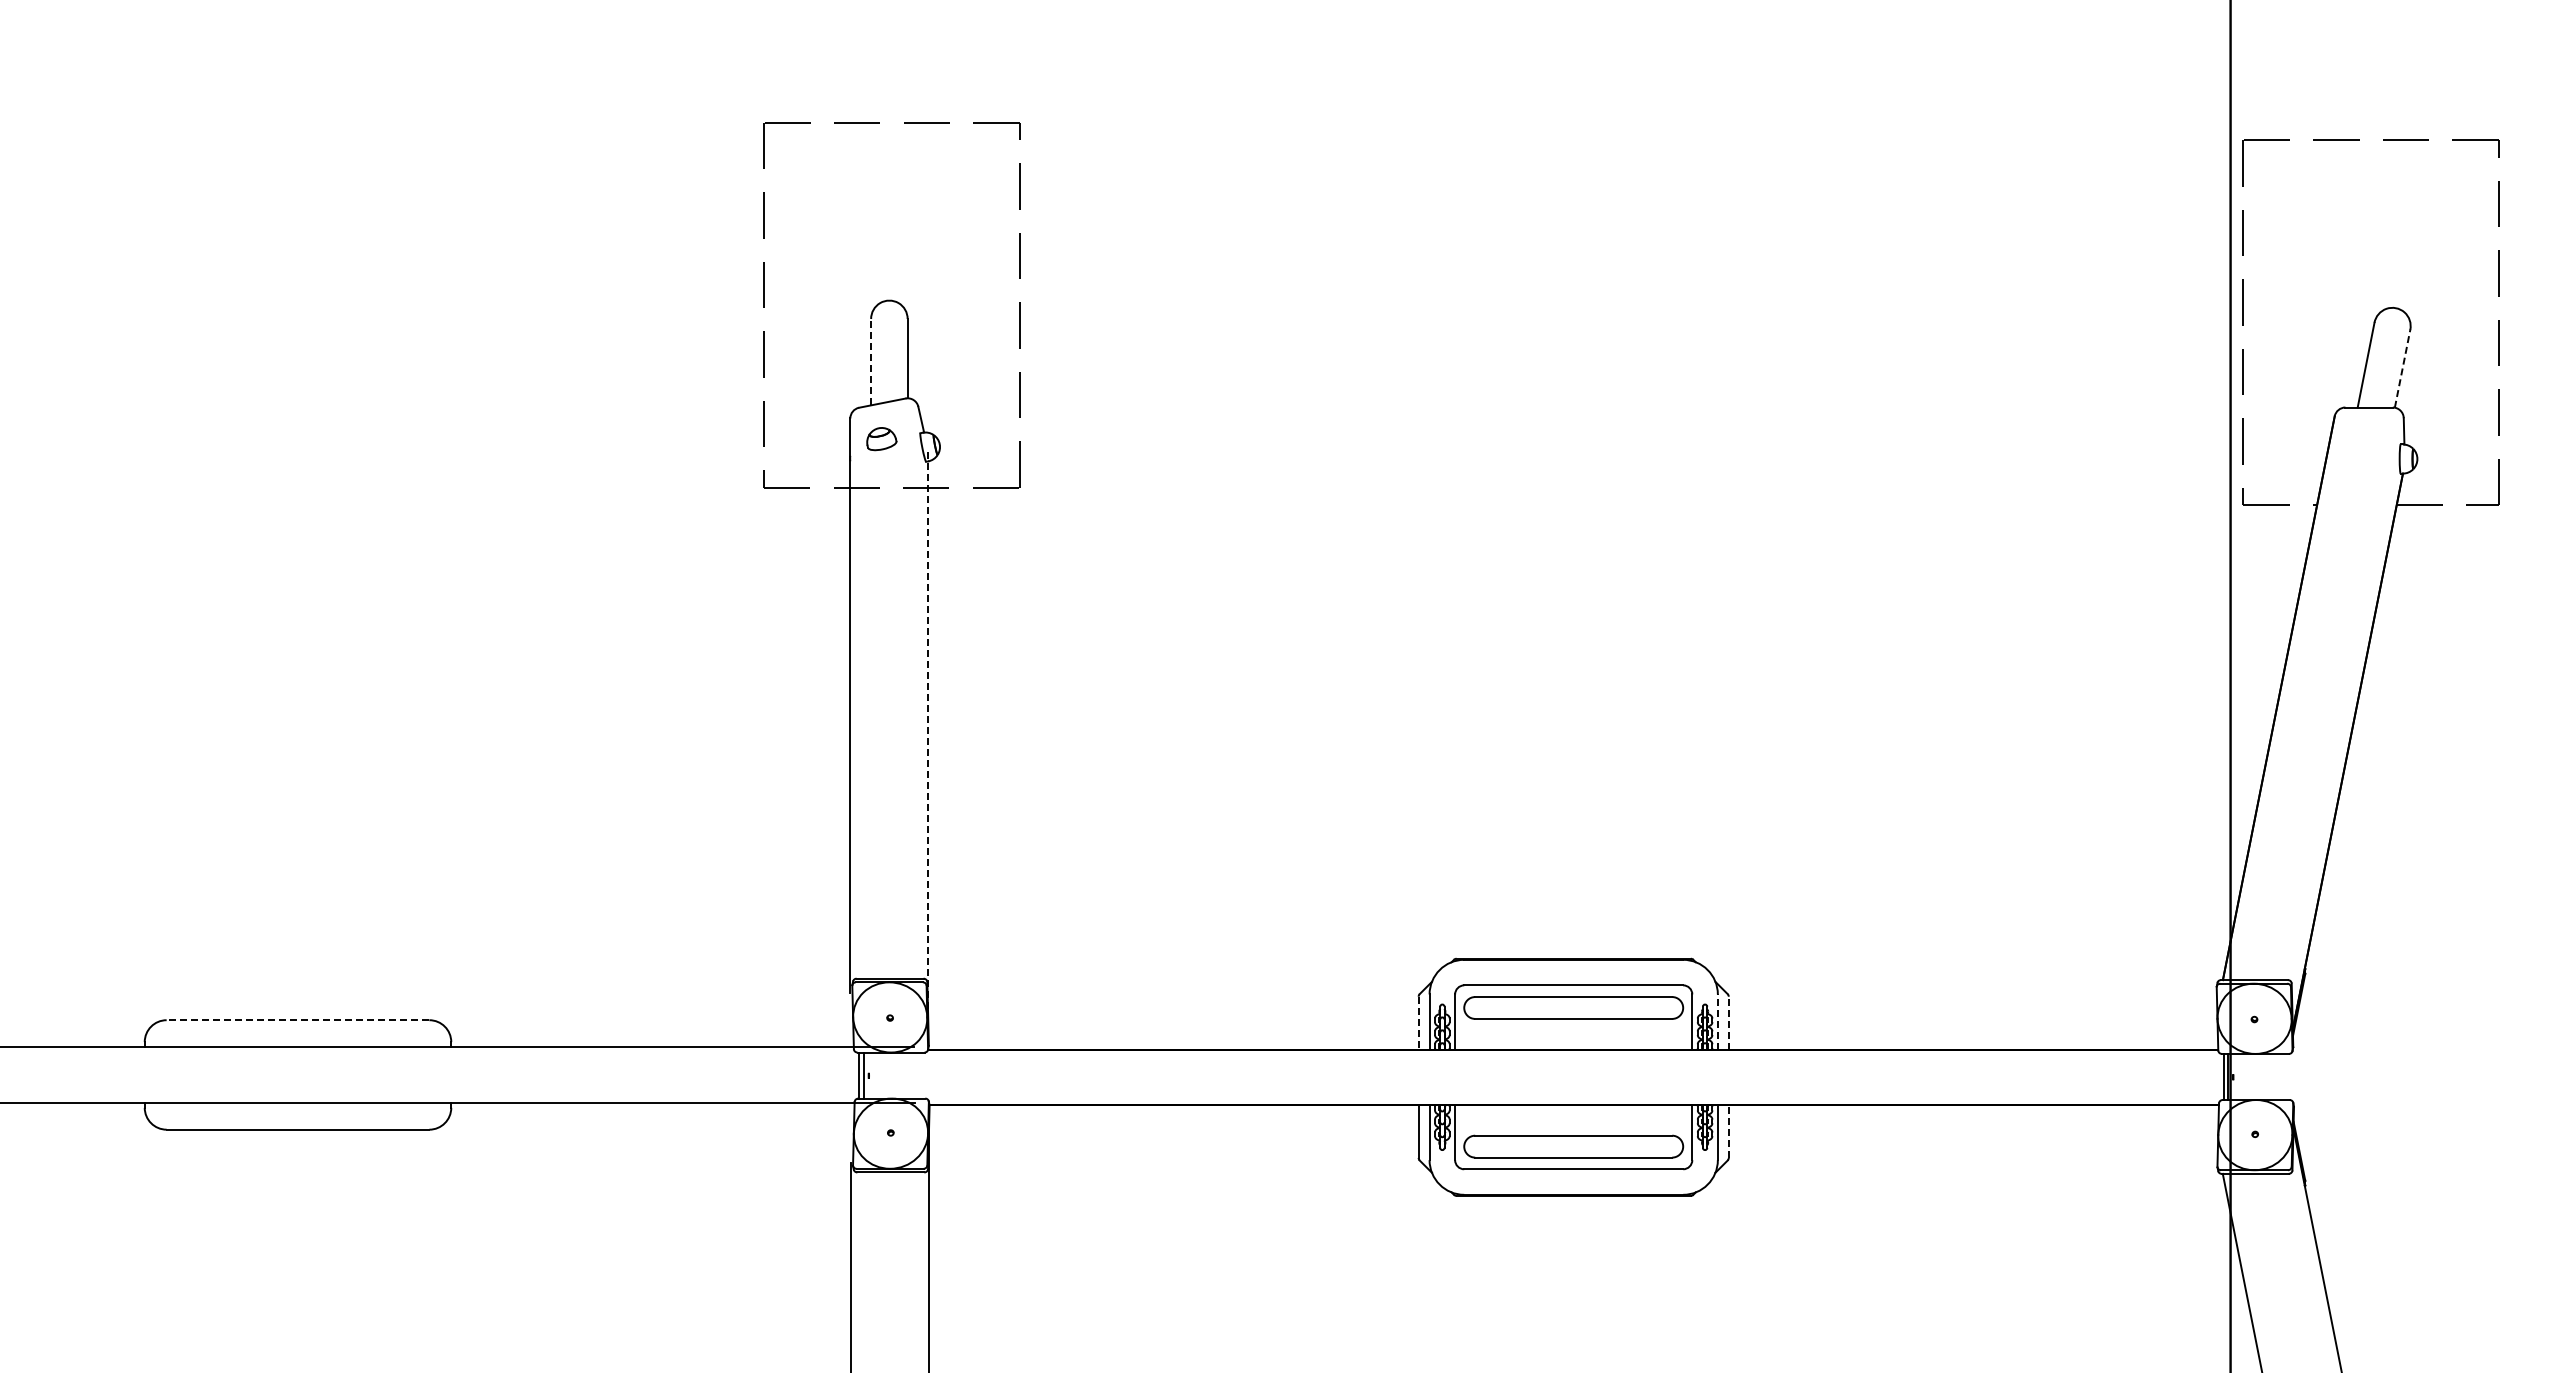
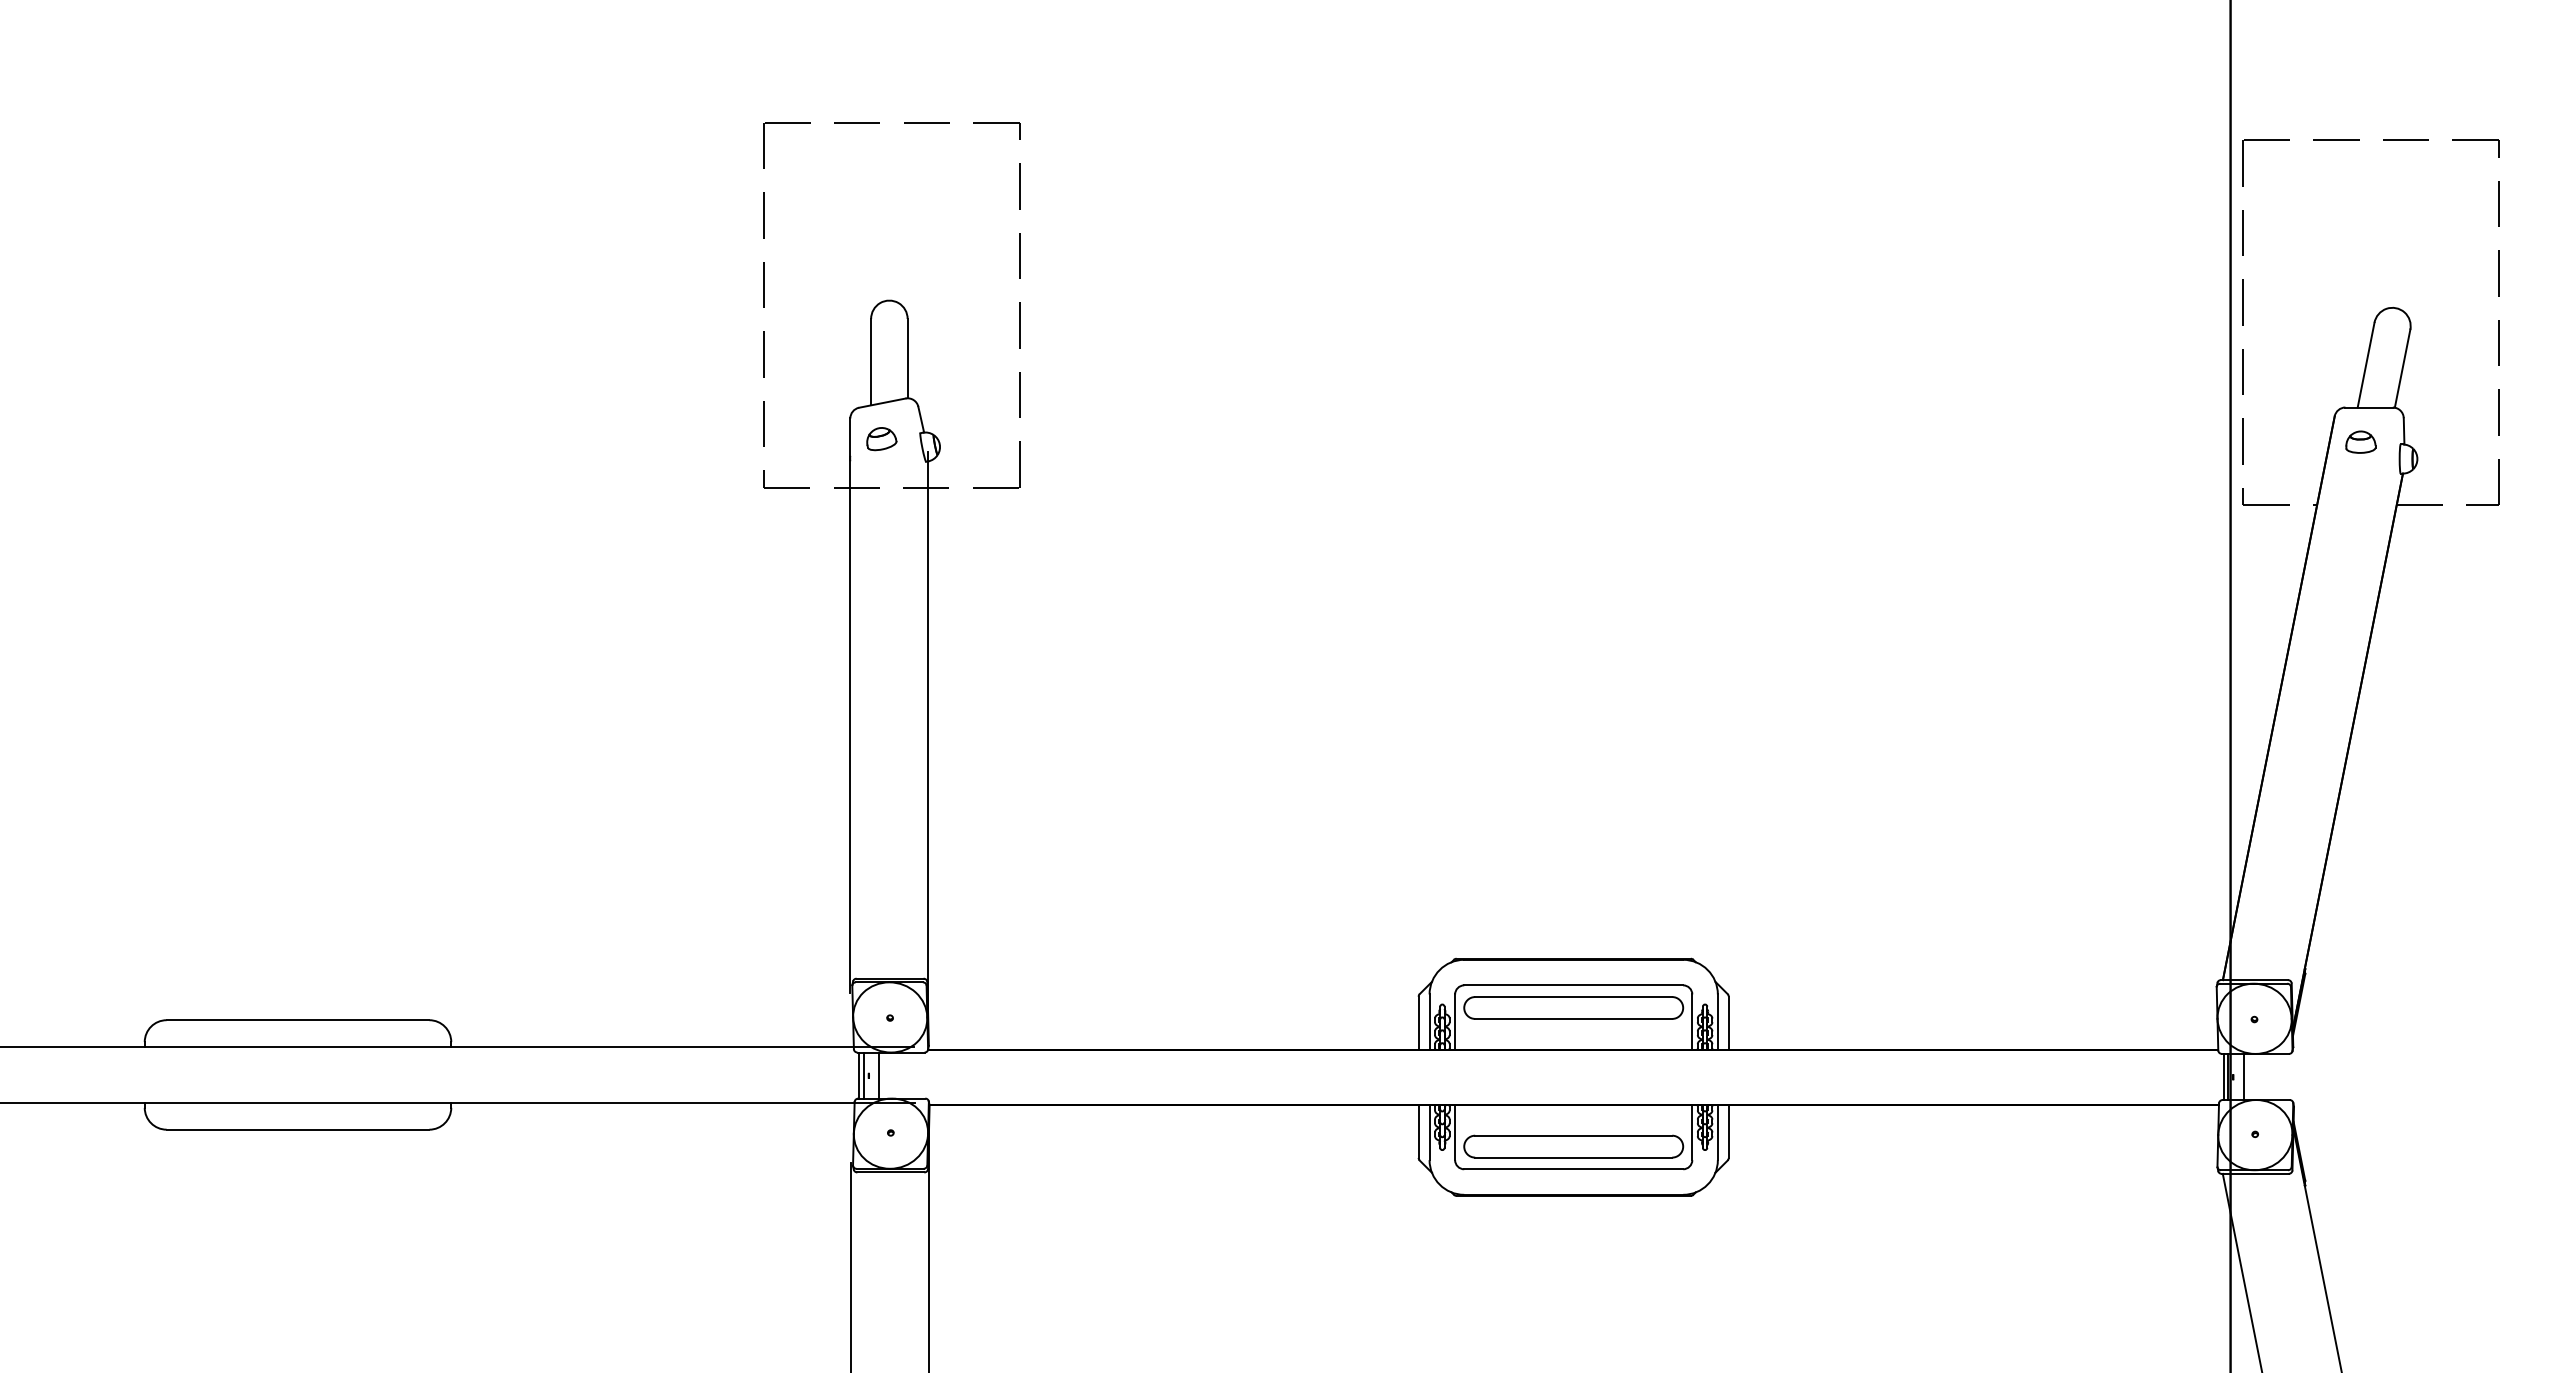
line: dashed -> solid (871, 361)
line: dashed -> solid (2402, 368)
part: none -> present (2360, 441)
line: dashed -> solid (928, 736)
line: dashed -> solid (297, 1020)
line: dashed -> solid (1717, 1022)
line: dashed -> solid (1728, 1022)
line: dashed -> solid (1418, 1023)
line: none -> present (879, 1075)
line: none -> present (2243, 1076)
line: dashed -> solid (1728, 1131)
